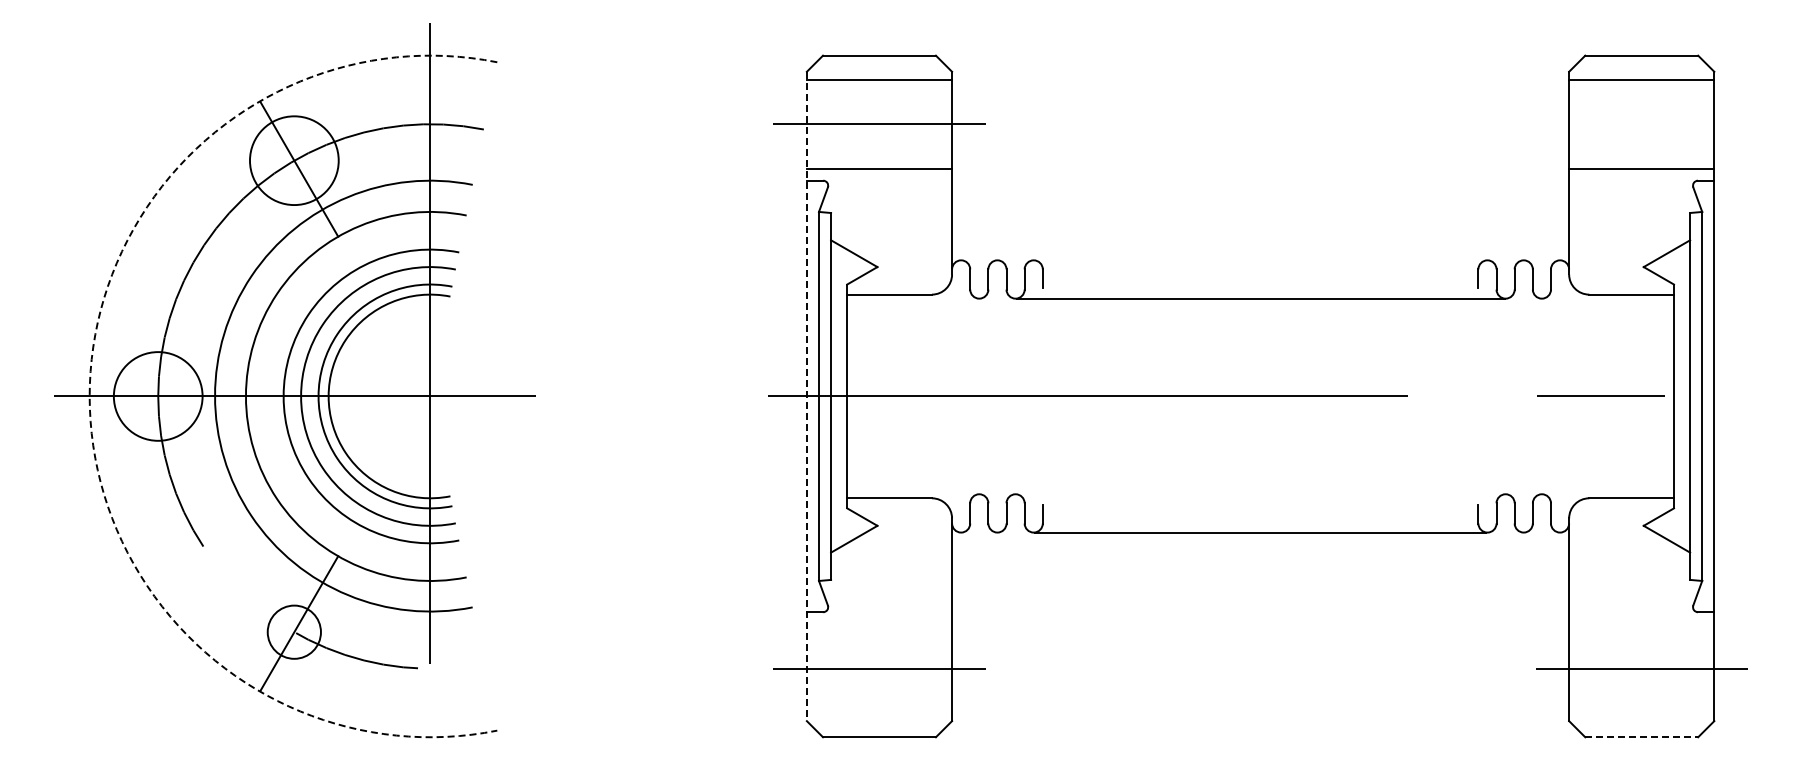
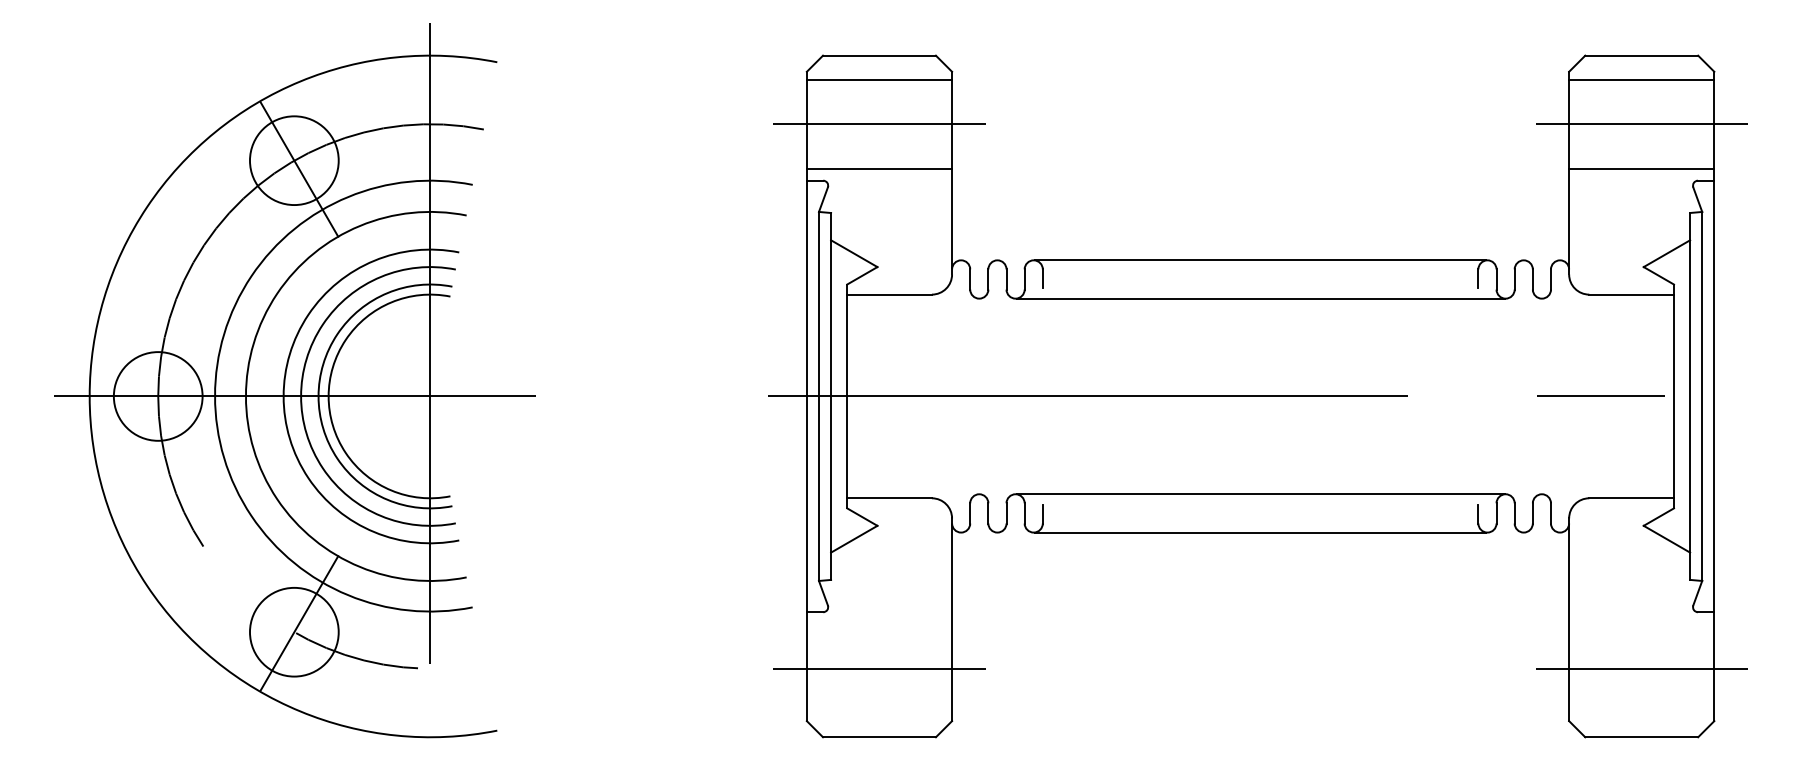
line: none -> present (1641, 124)
line: none -> present (1260, 260)
arc: dashed -> solid (89, 396)
line: dashed -> solid (806, 396)
line: none -> present (1260, 494)
circle diameter: 53 px -> 89 px (293, 631)
line: dashed -> solid (1642, 737)
